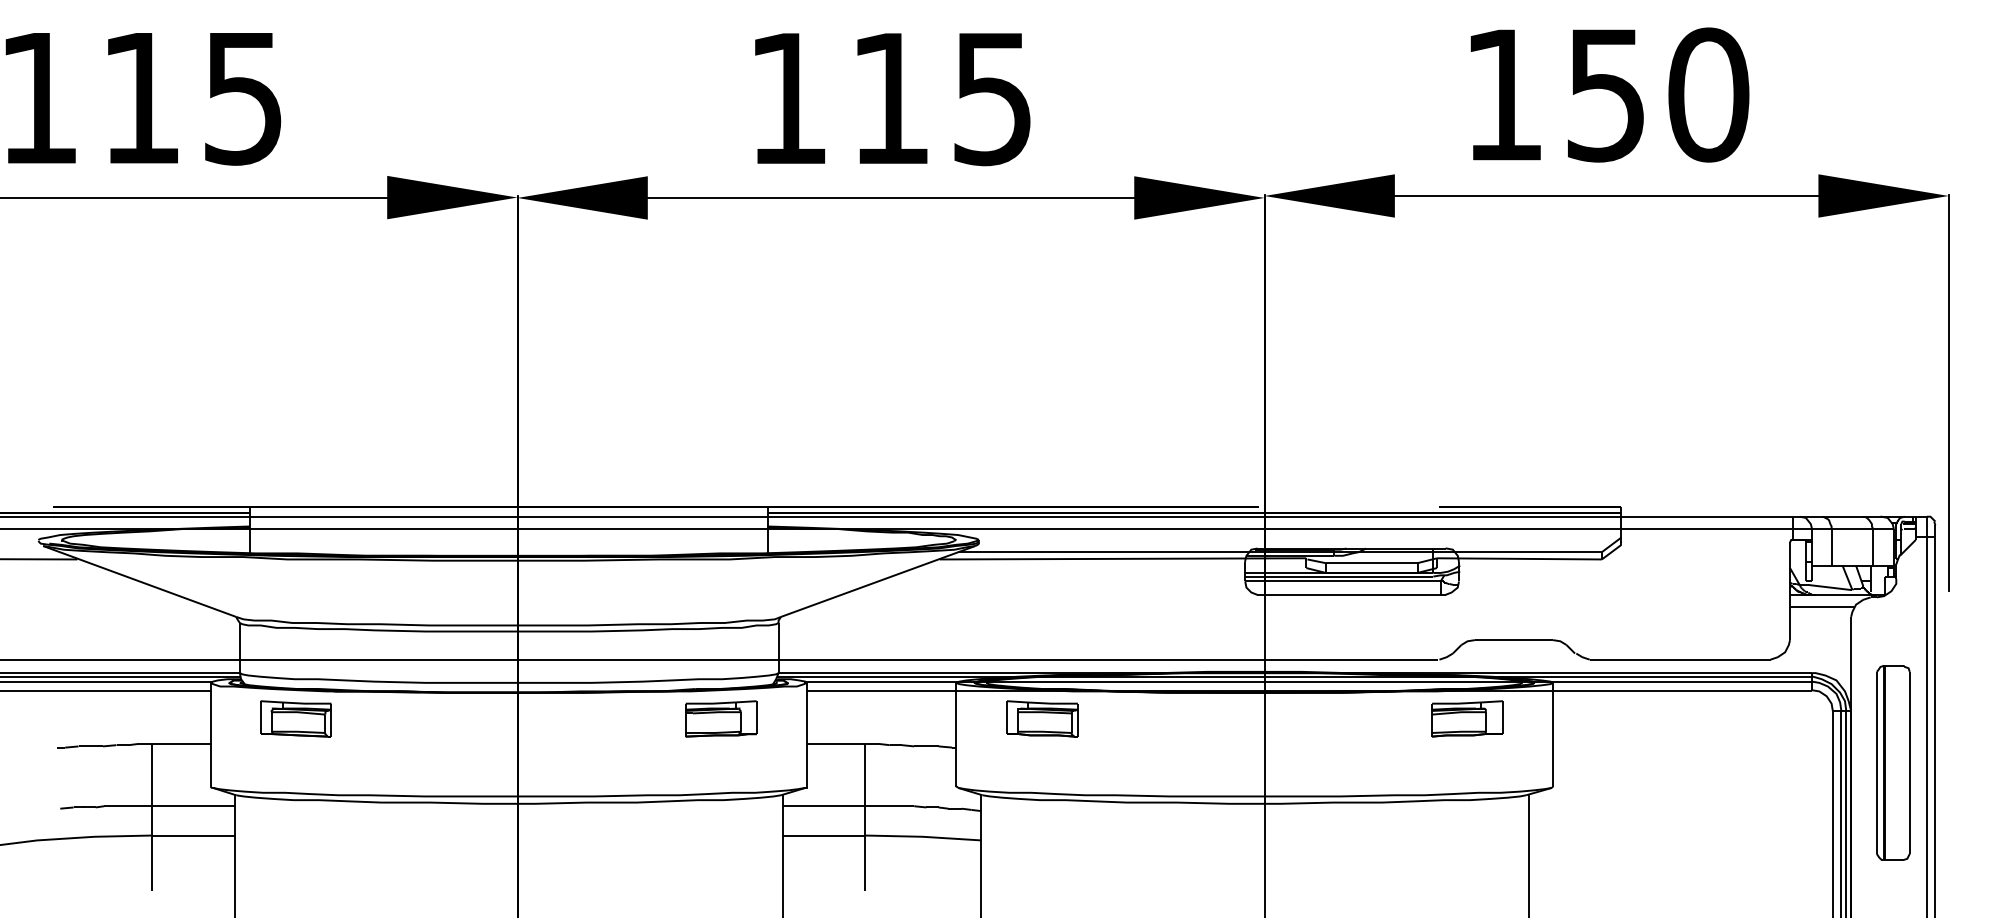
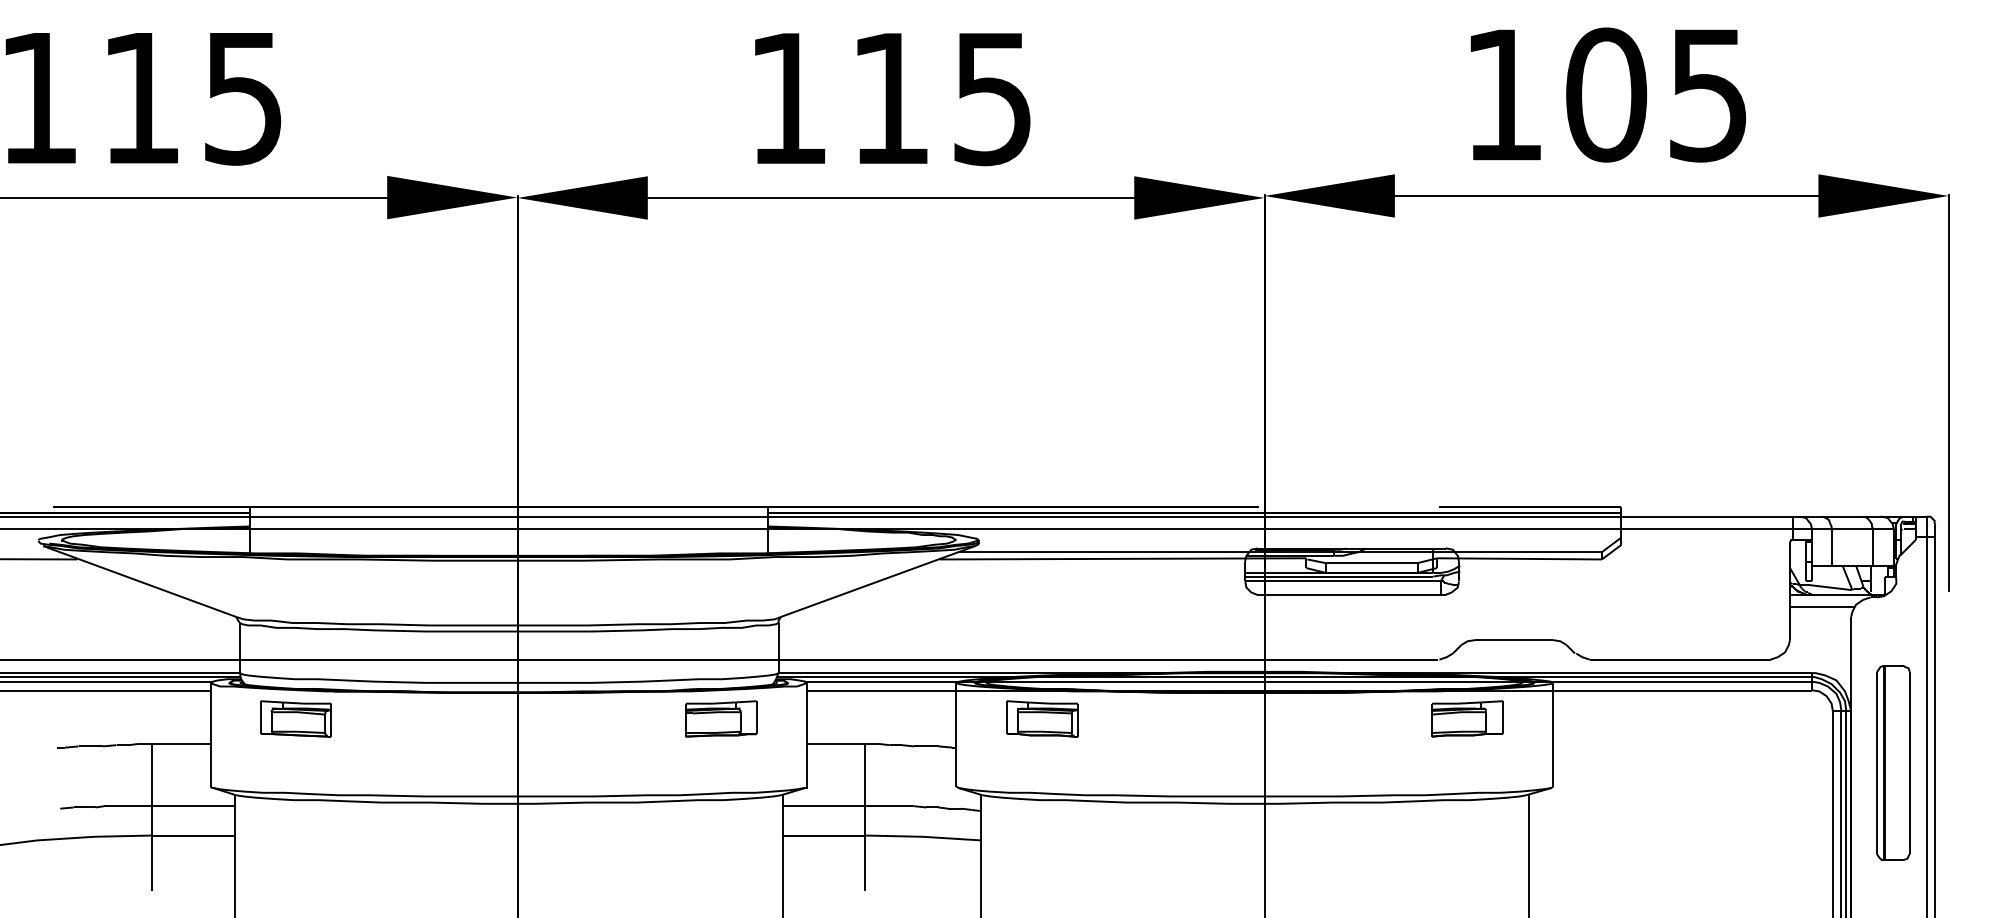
text: 150 -> 105 (1657, 94)
